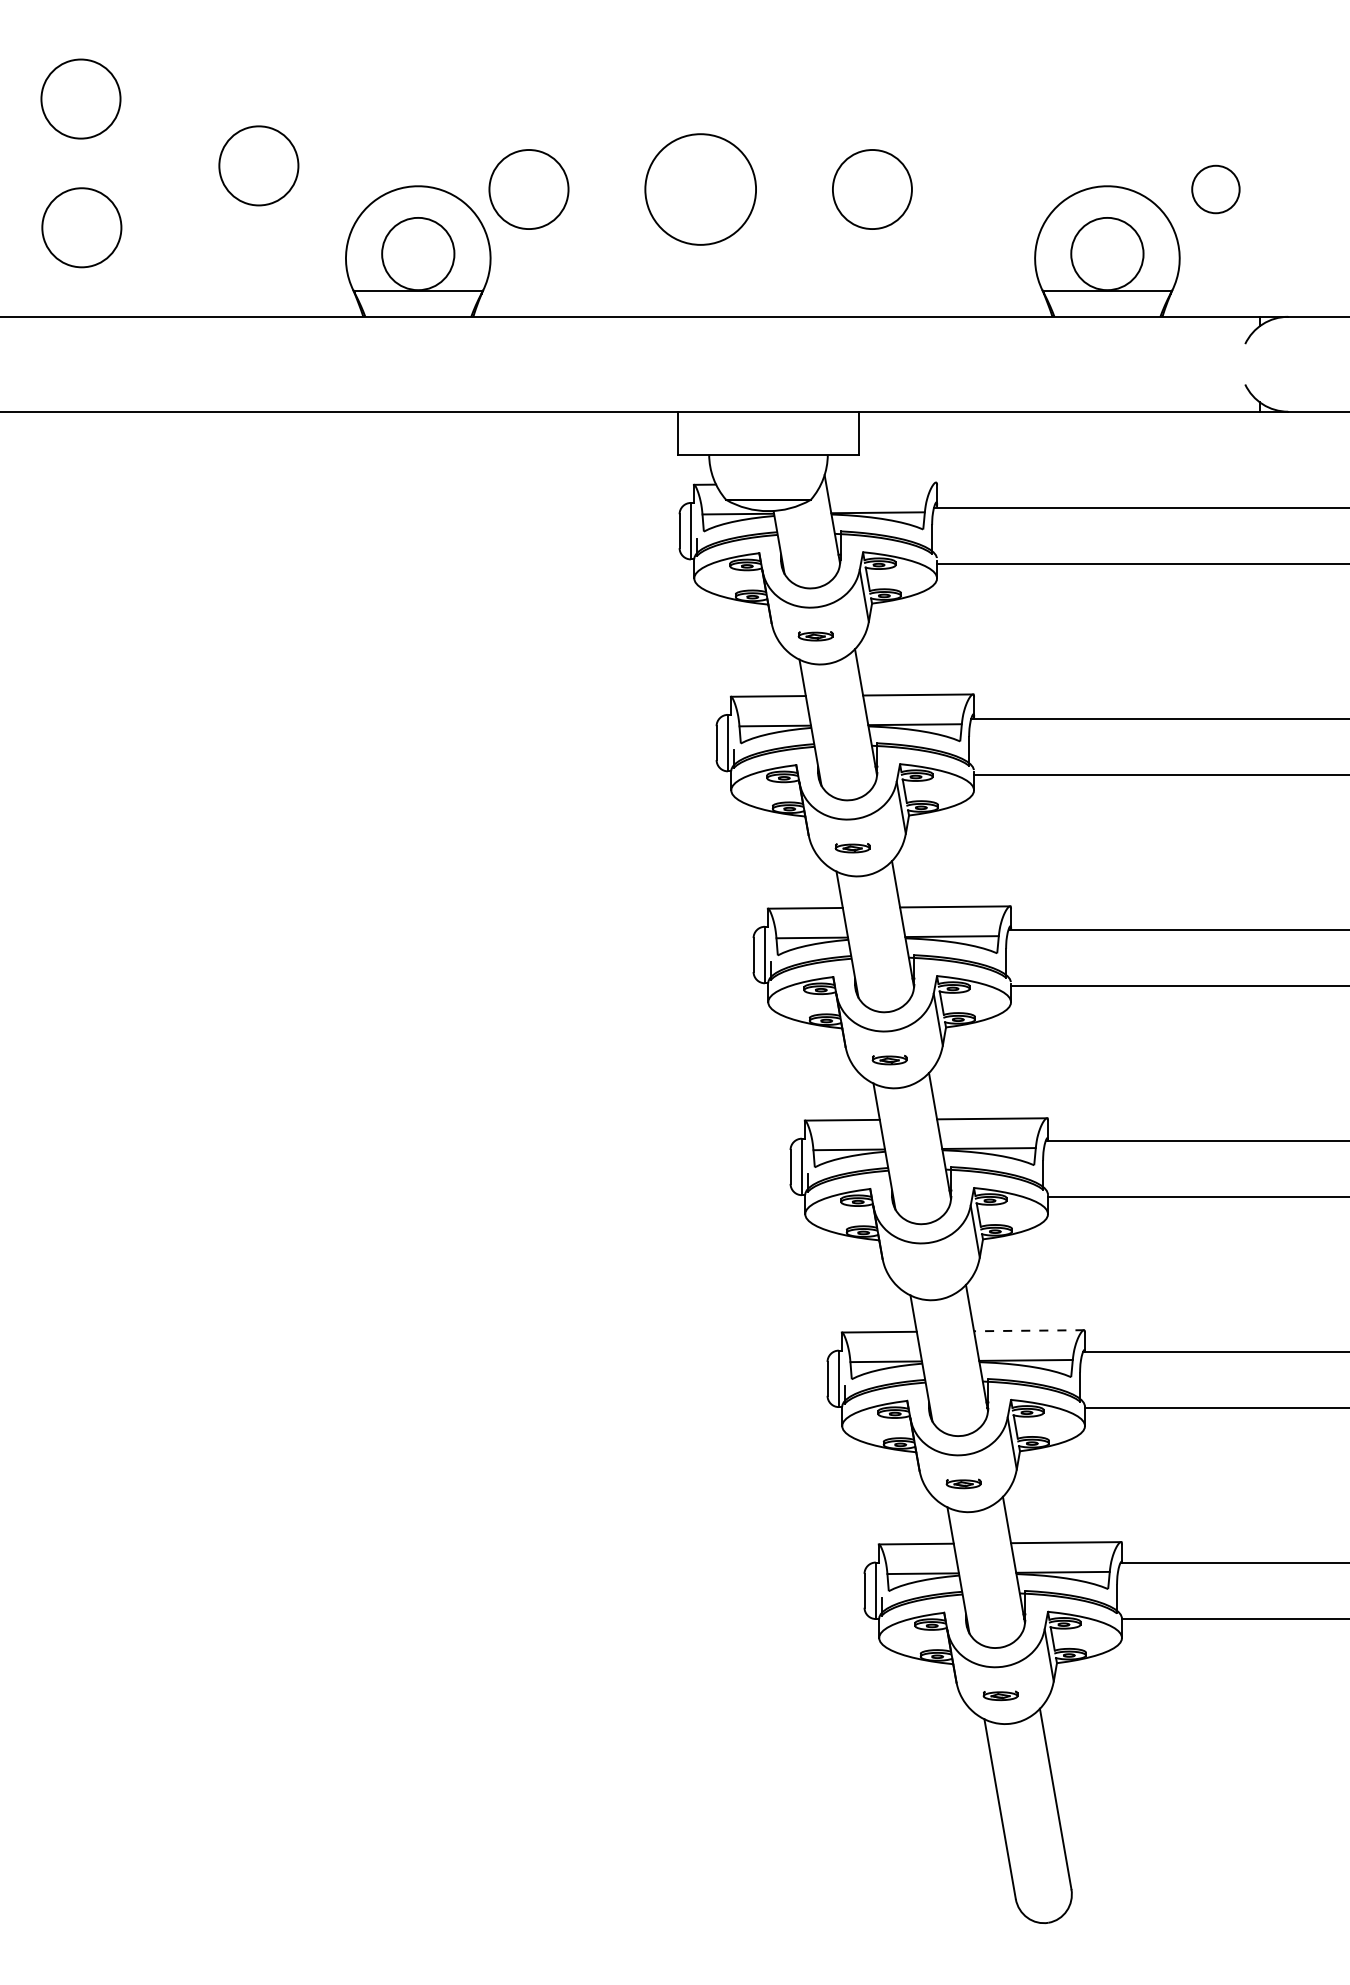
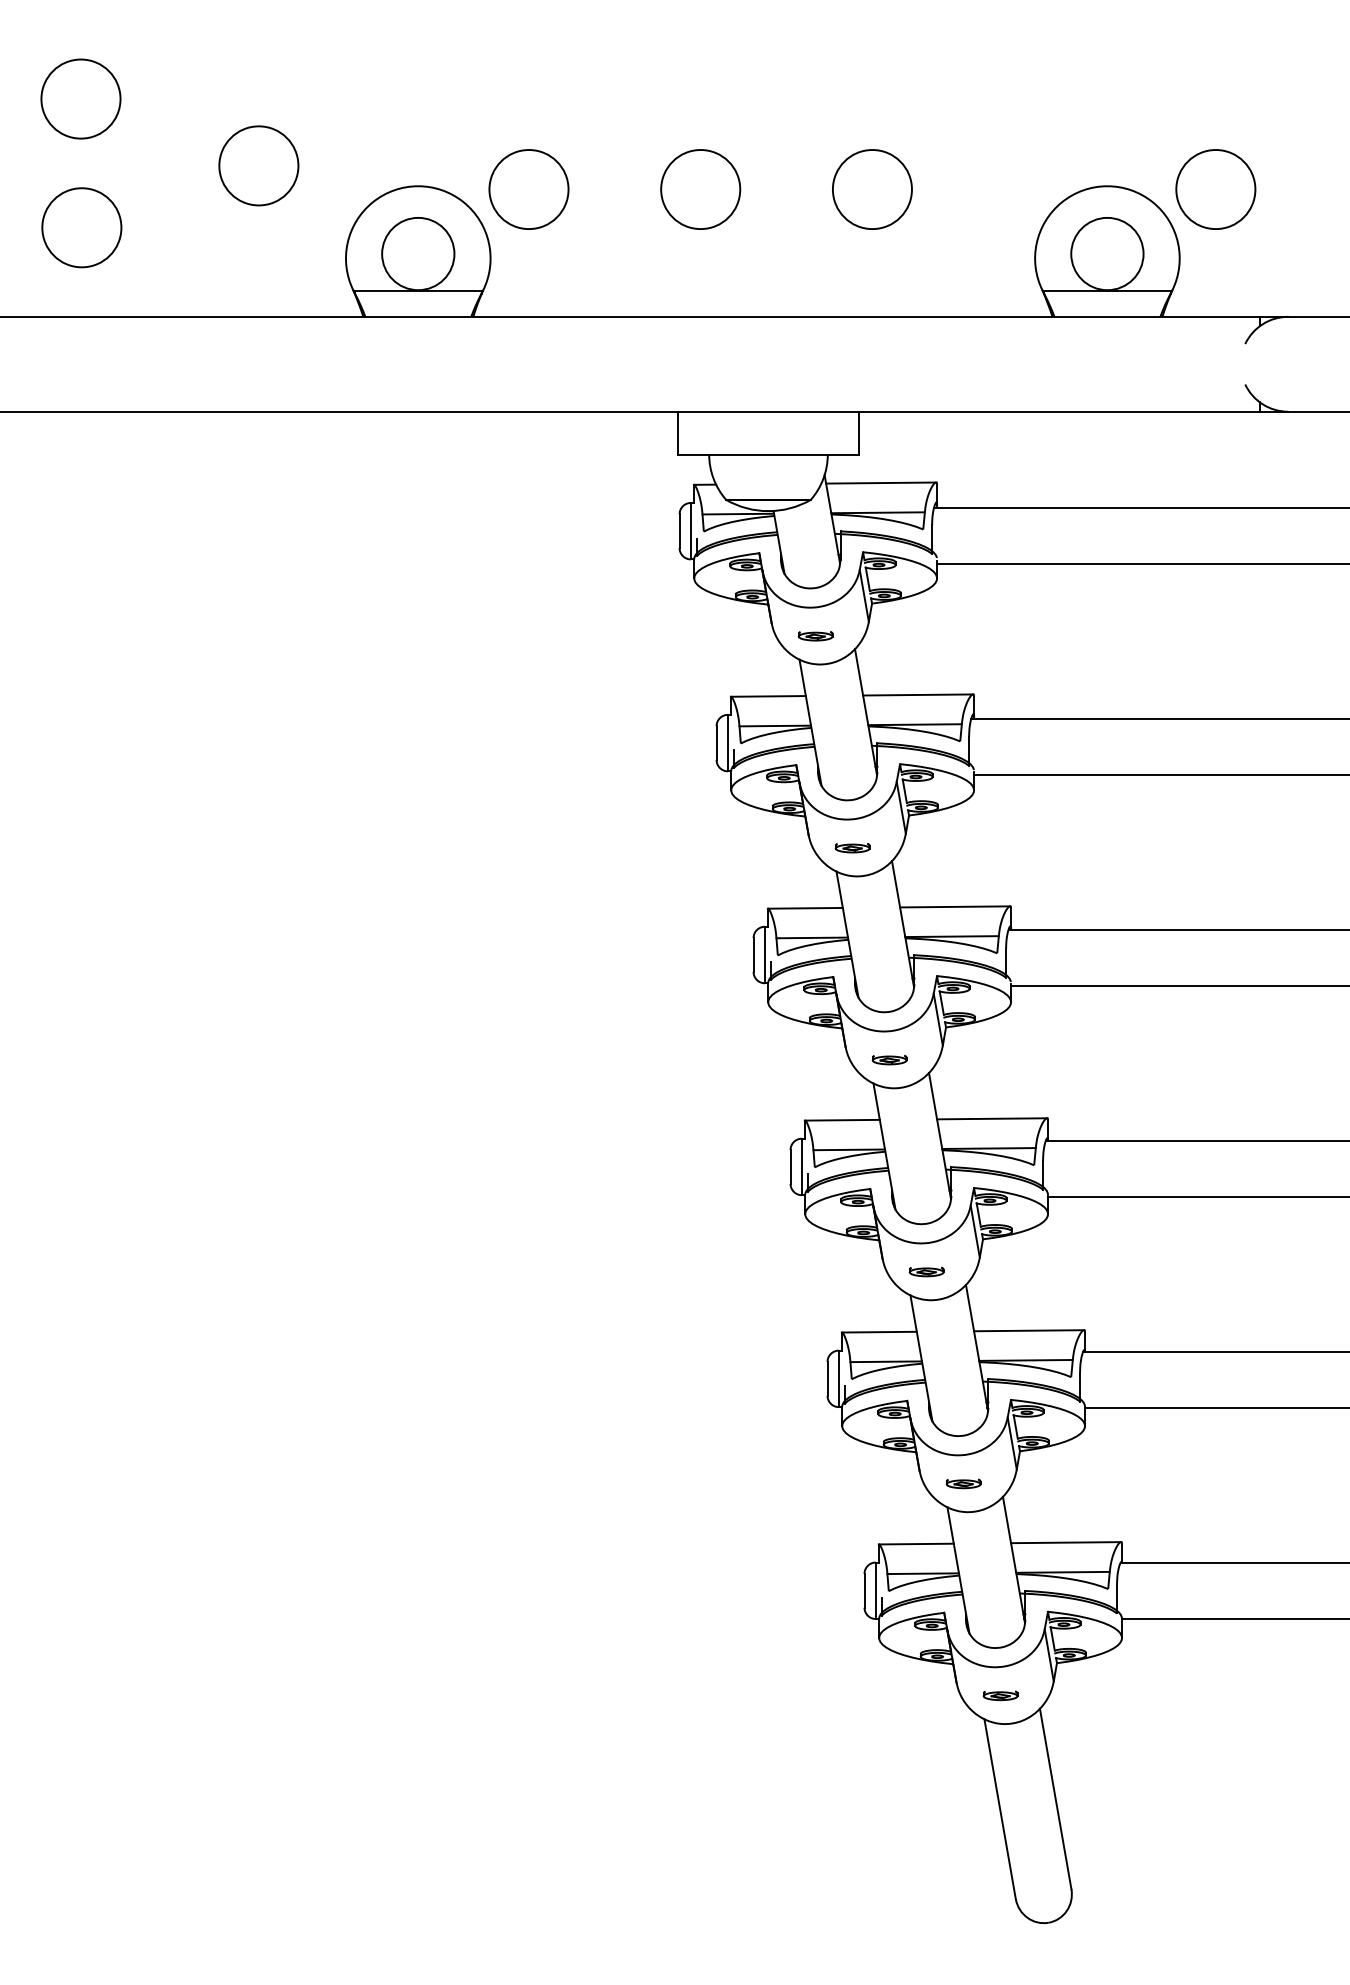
circle diameter: 111 px -> 79 px (700, 189)
circle size: 50x51 px -> 82x81 px (1215, 189)
line: none -> present (881, 482)
part: none -> present (926, 1271)
line: dashed -> solid (1028, 1330)
